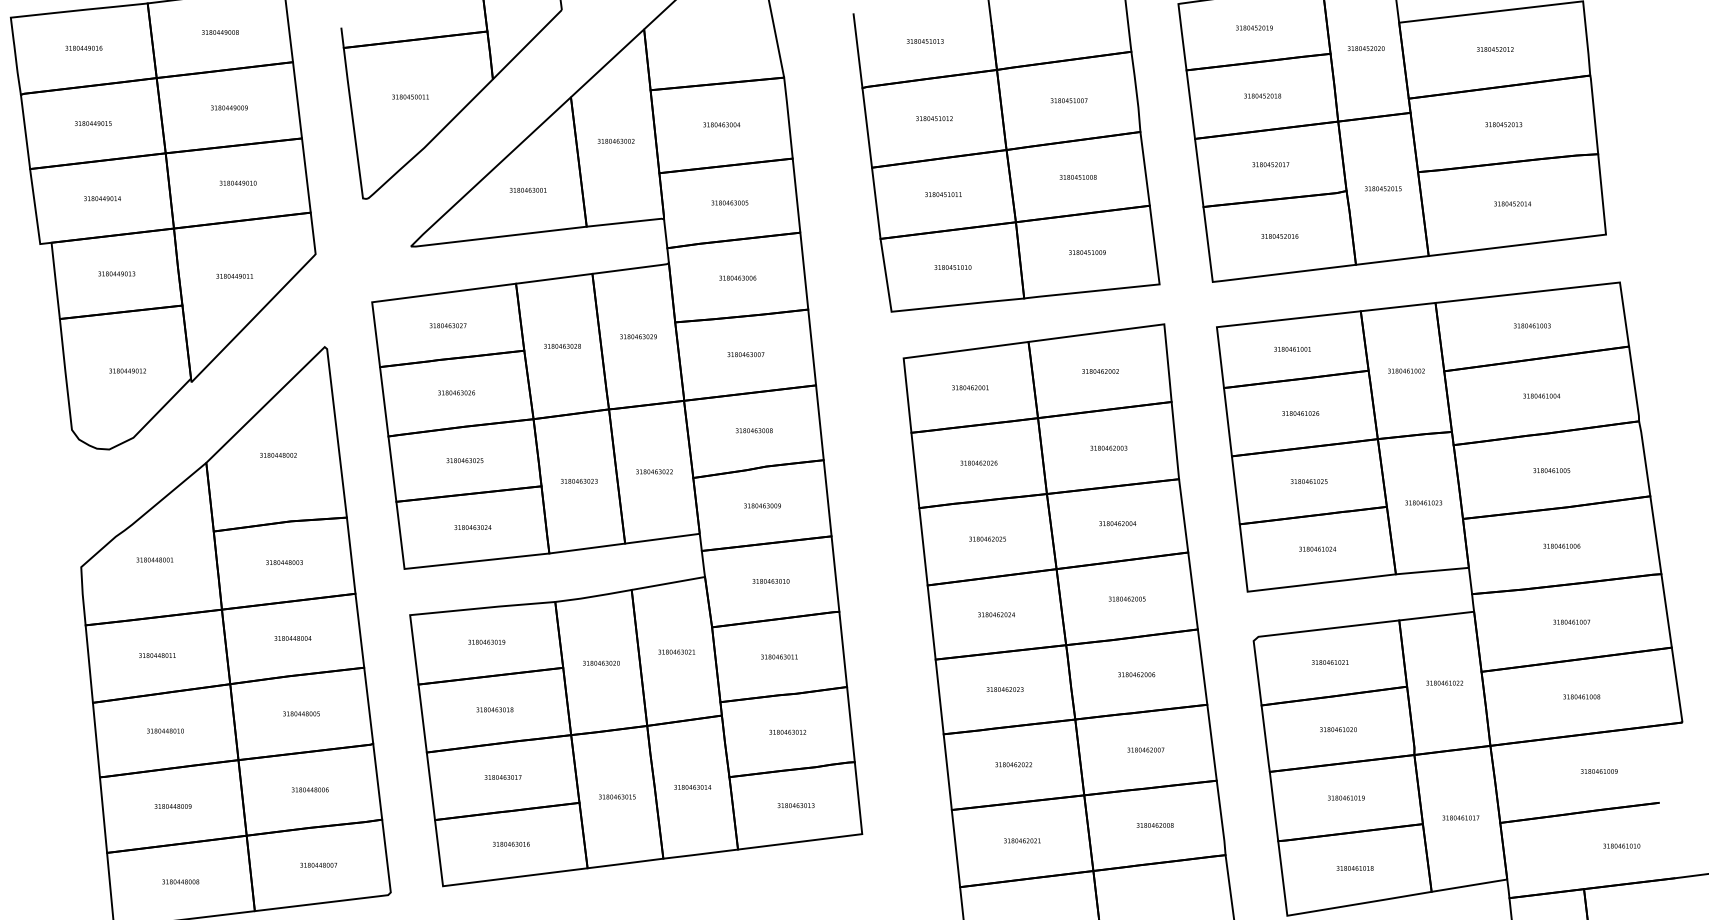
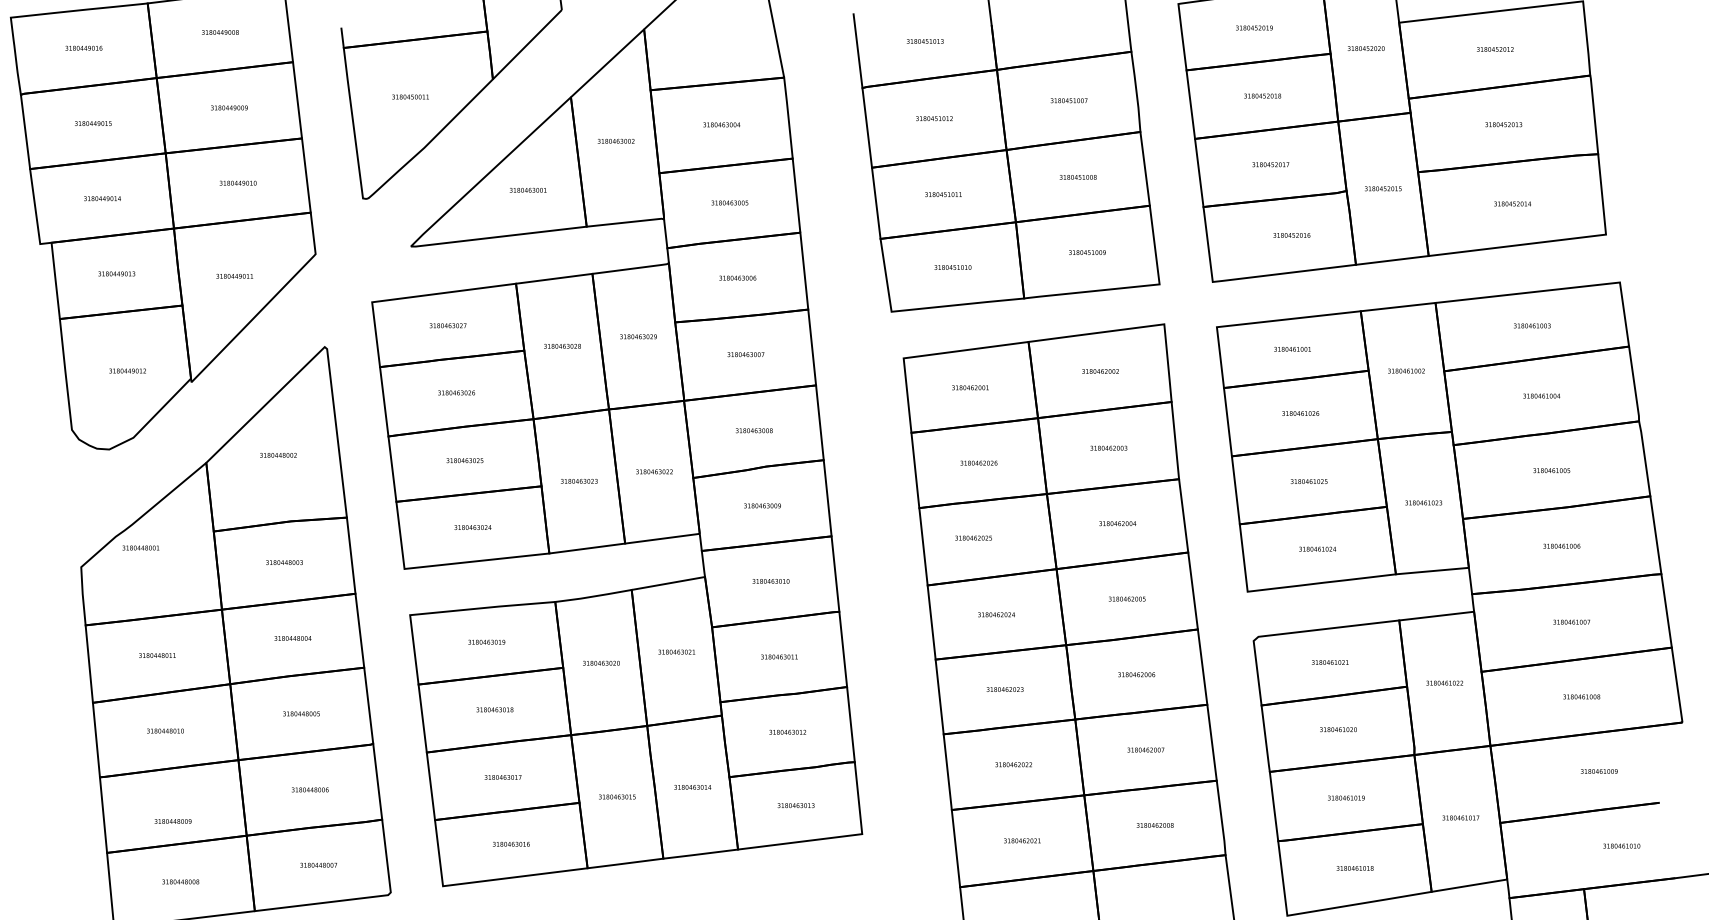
text position: (1279, 236) -> (1291, 235) (1291, 235)
text position: (987, 538) -> (973, 537) (973, 537)
text position: (154, 559) -> (140, 547) (140, 547)
text position: (172, 806) -> (172, 821) (172, 821)
